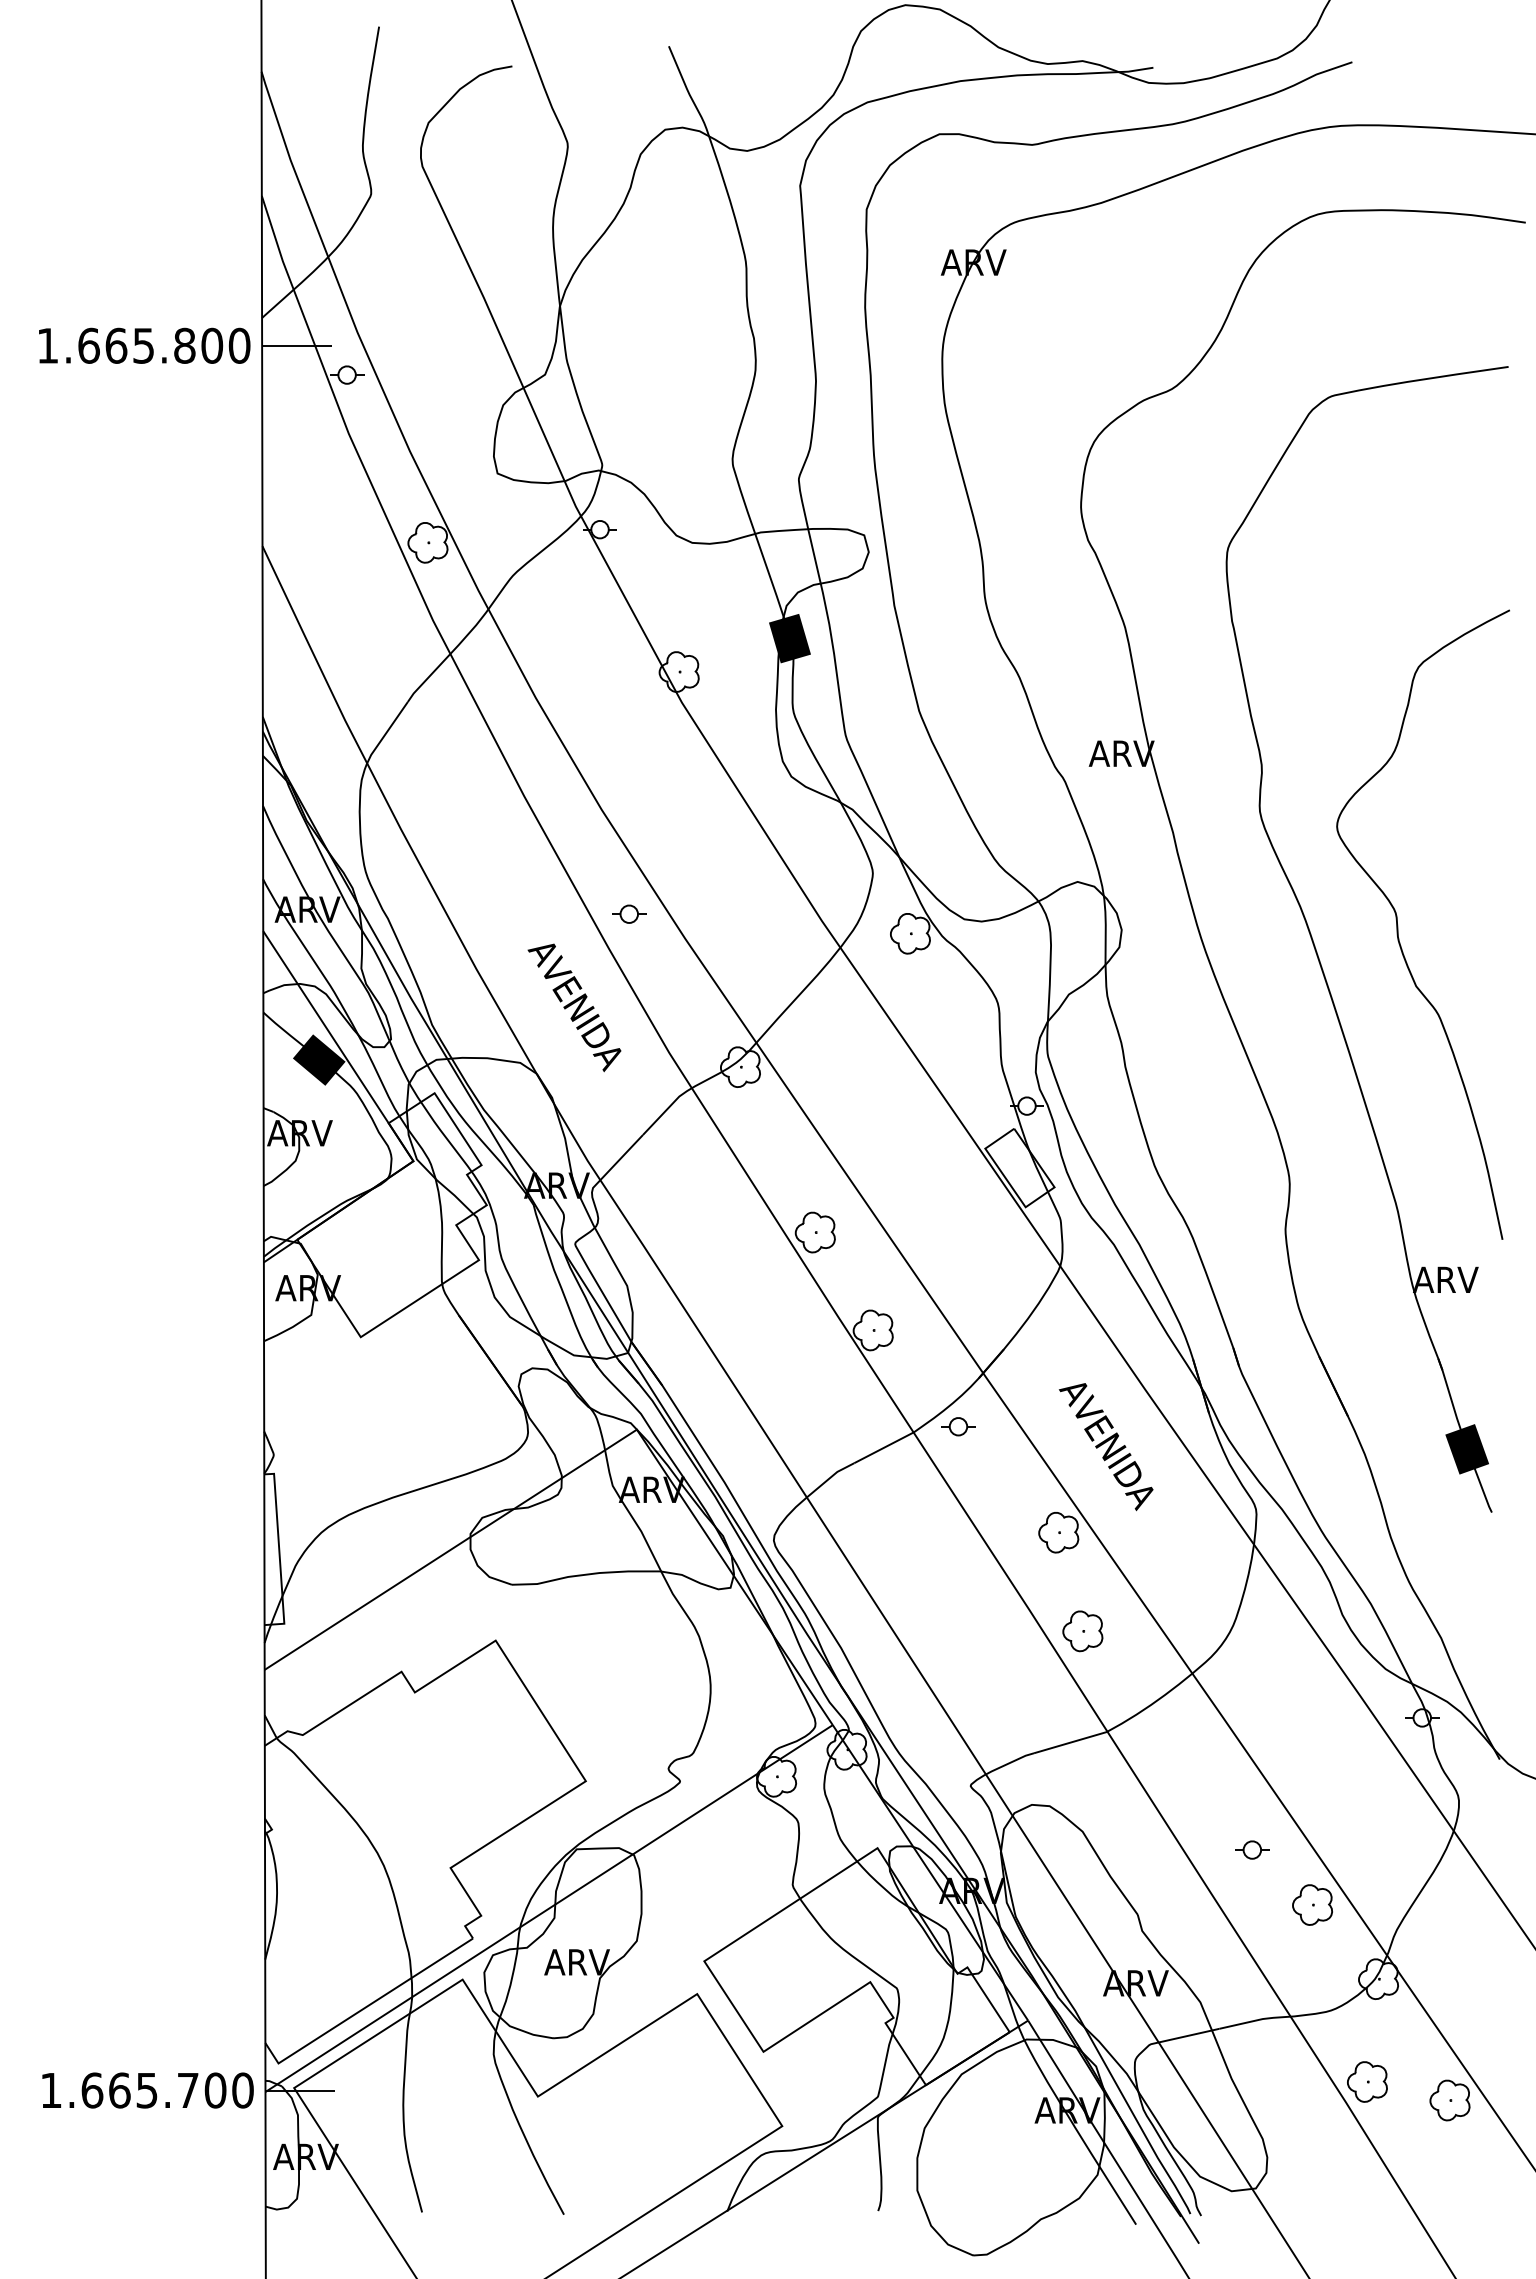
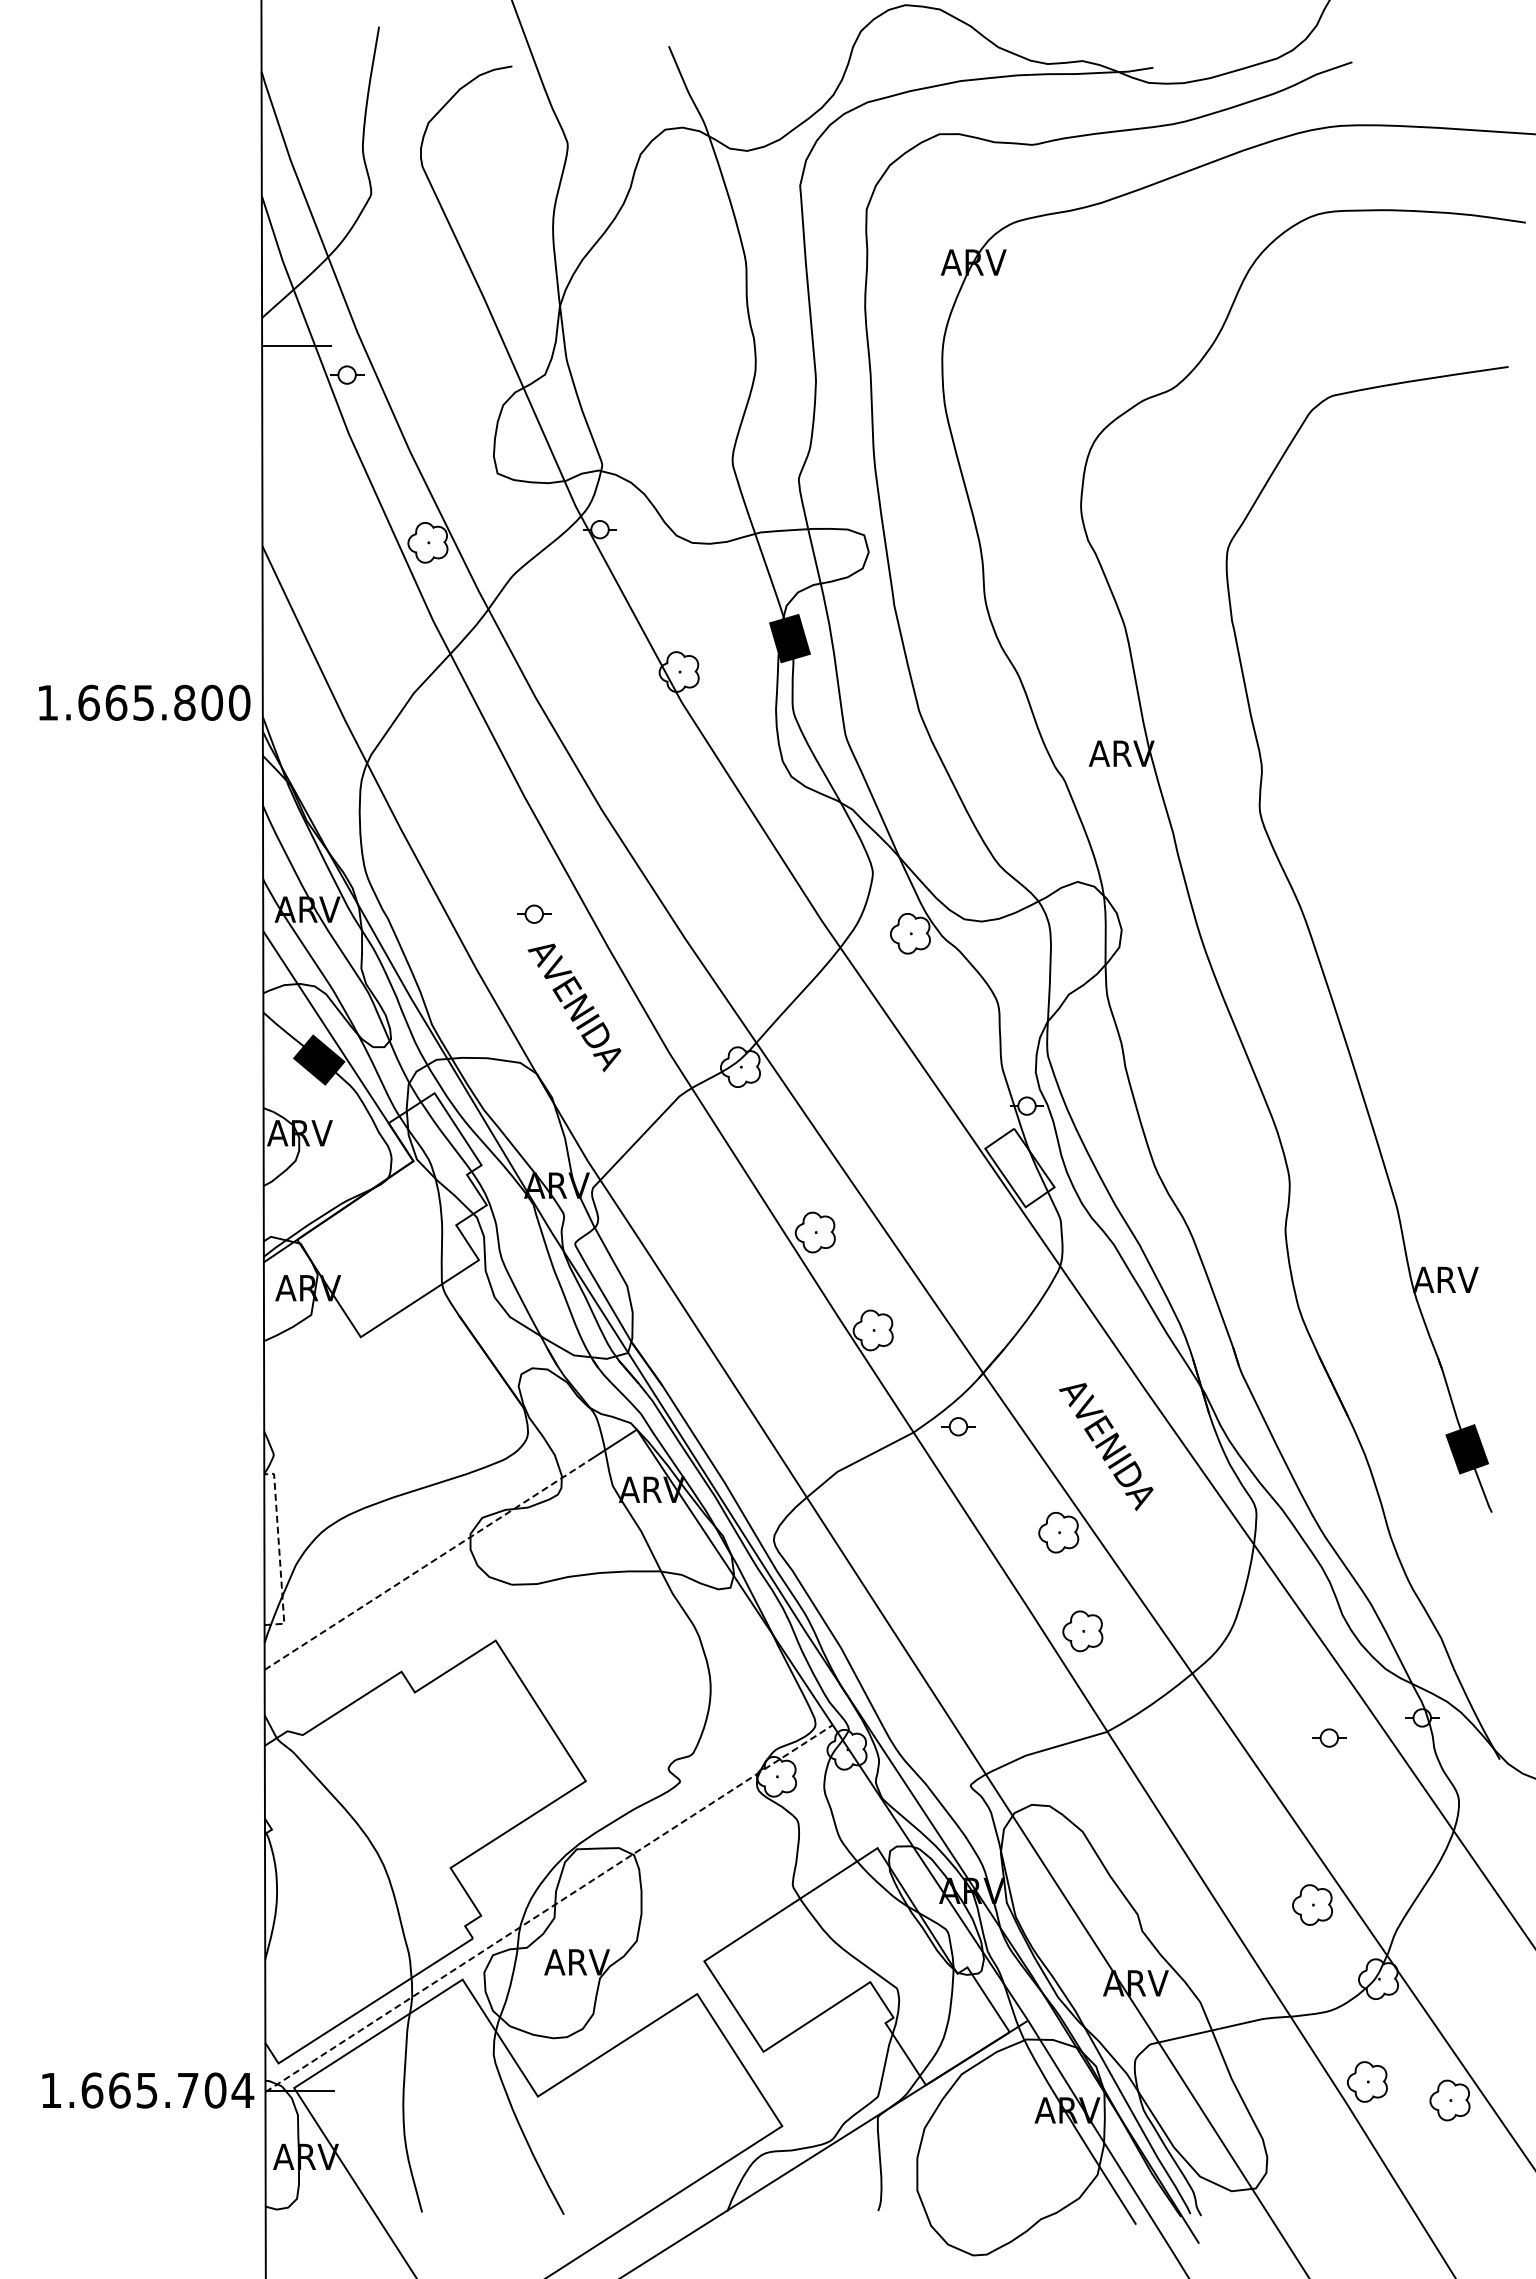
text position: (144, 345) -> (144, 702) (144, 702)
part position: (629, 913) -> (534, 913) (534, 913)
curve: present -> none (1398, 925)
line: solid -> dashed (279, 1553)
line: solid -> dashed (429, 1563)
part position: (1252, 1849) -> (1329, 1737) (1329, 1737)
line: solid -> dashed (549, 1908)
text: 1.665.700 -> 1.665.704 (242, 2090)
